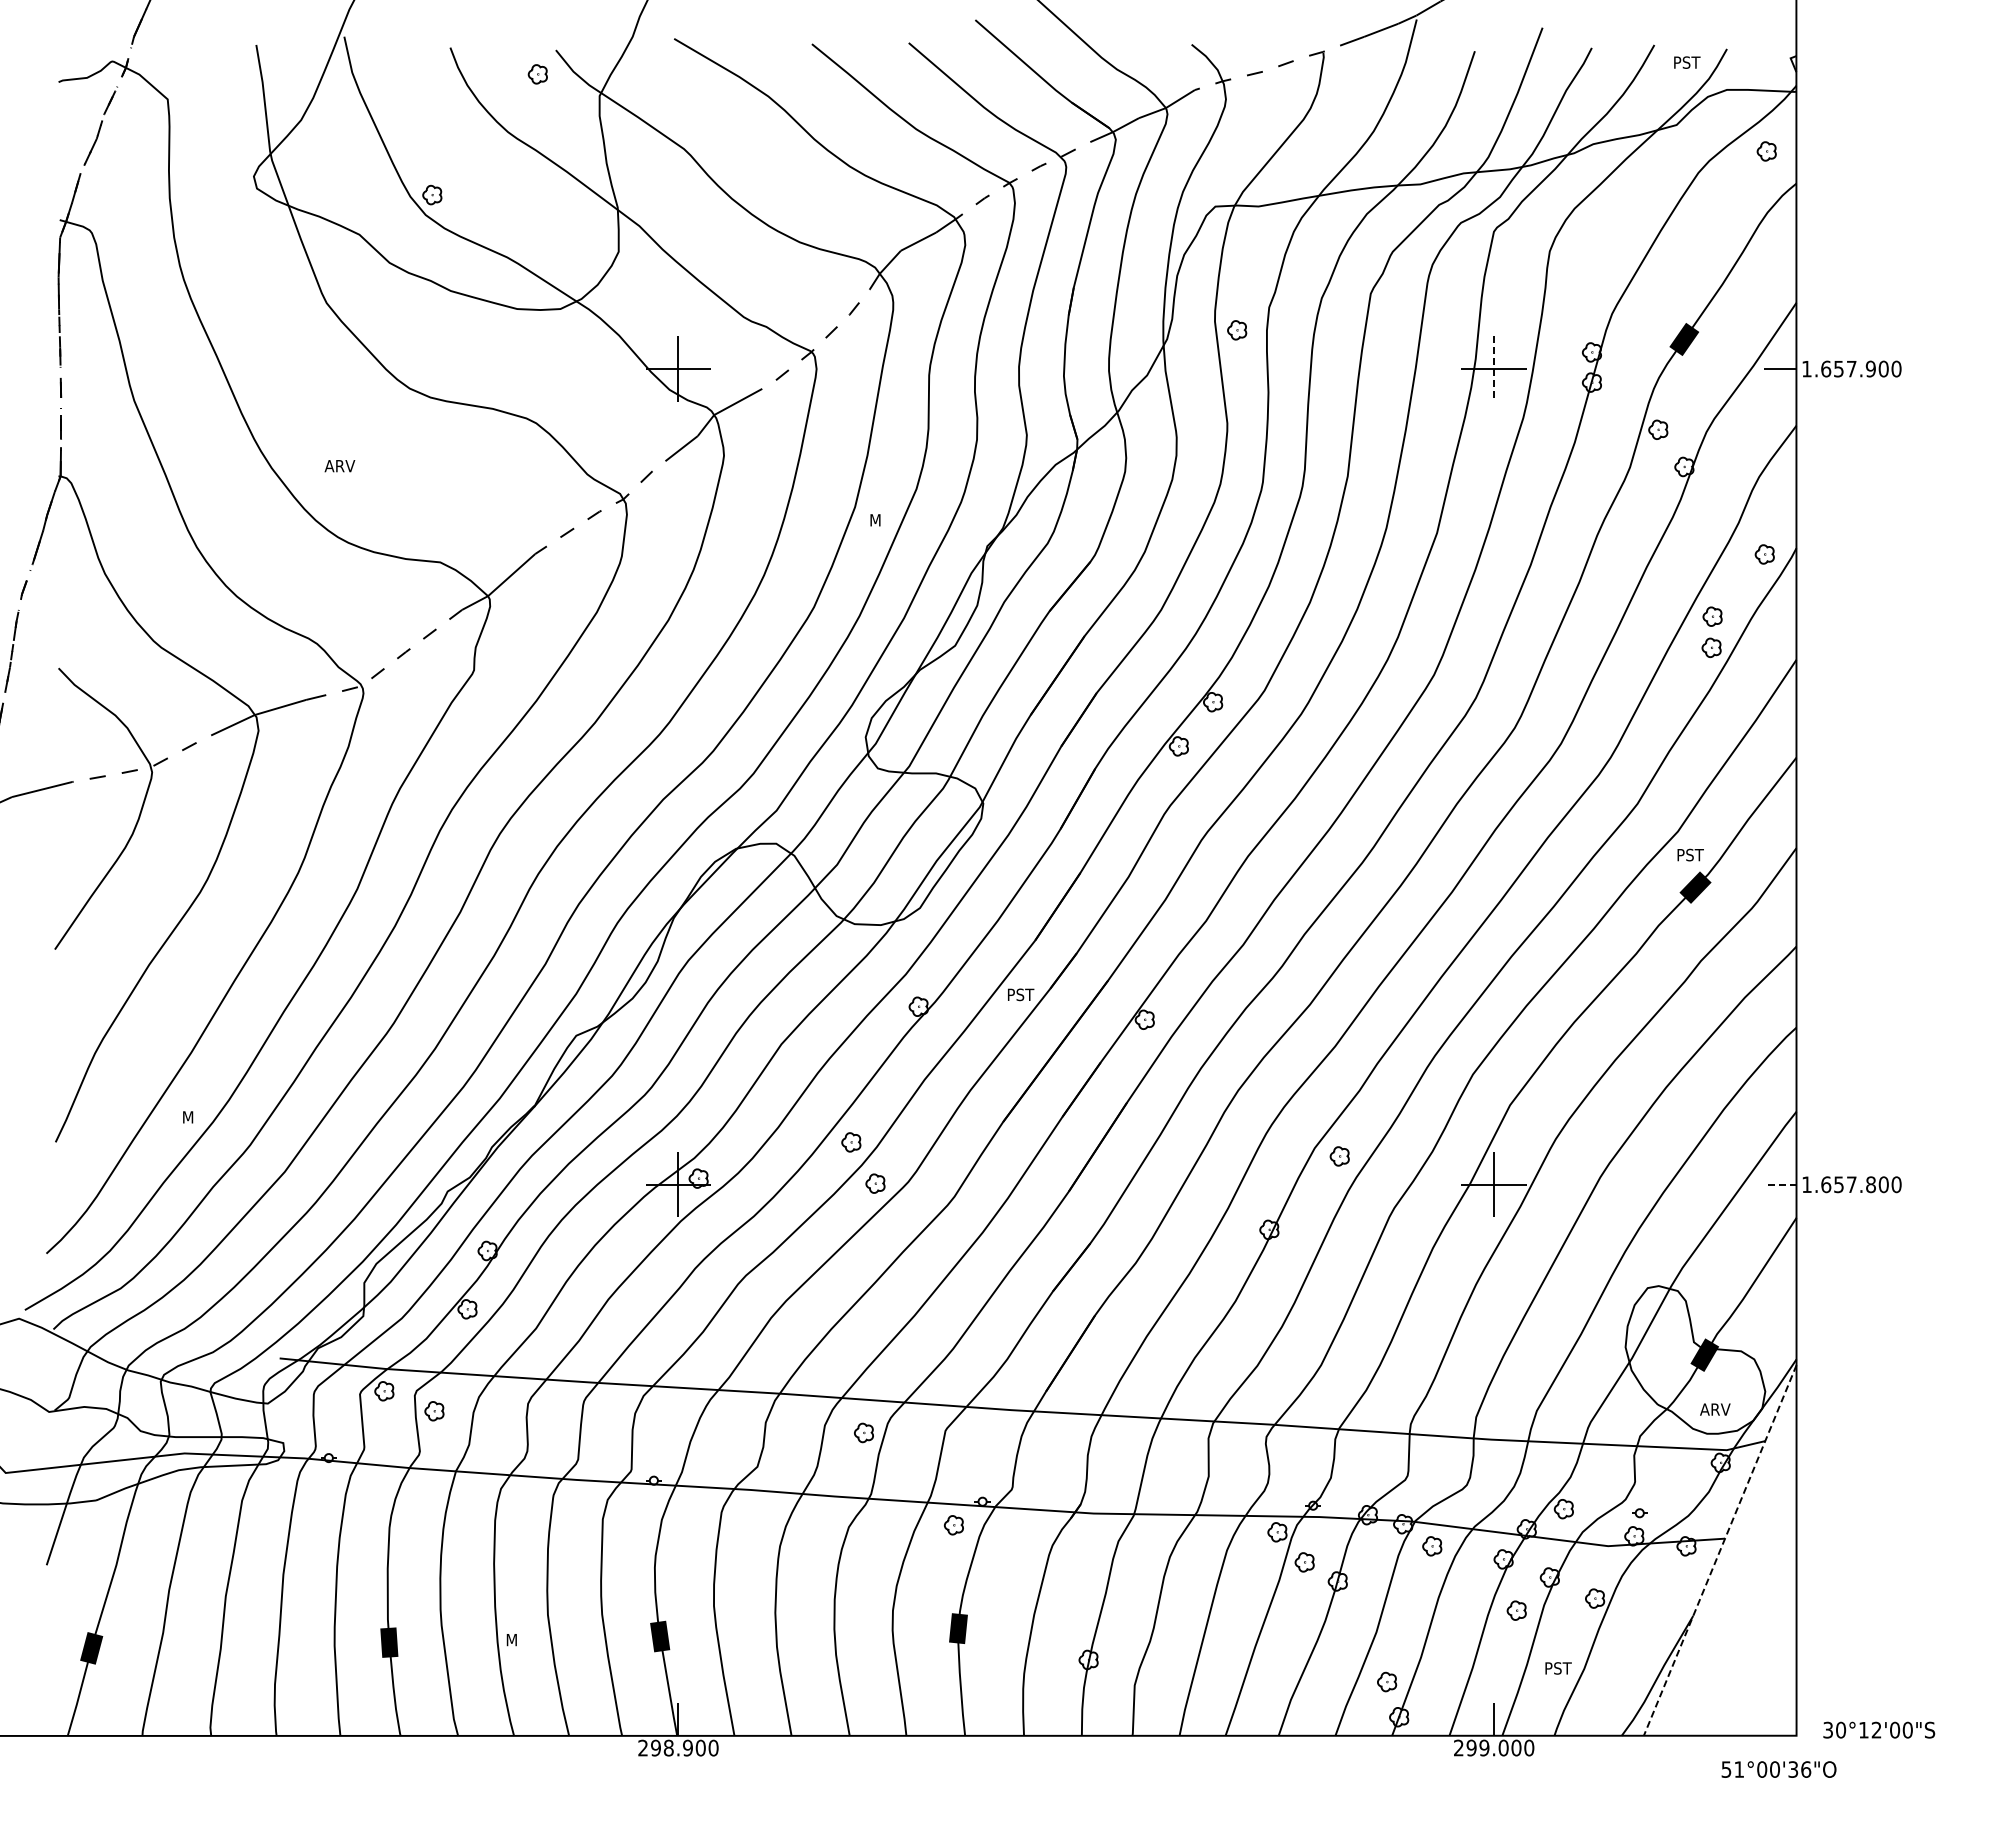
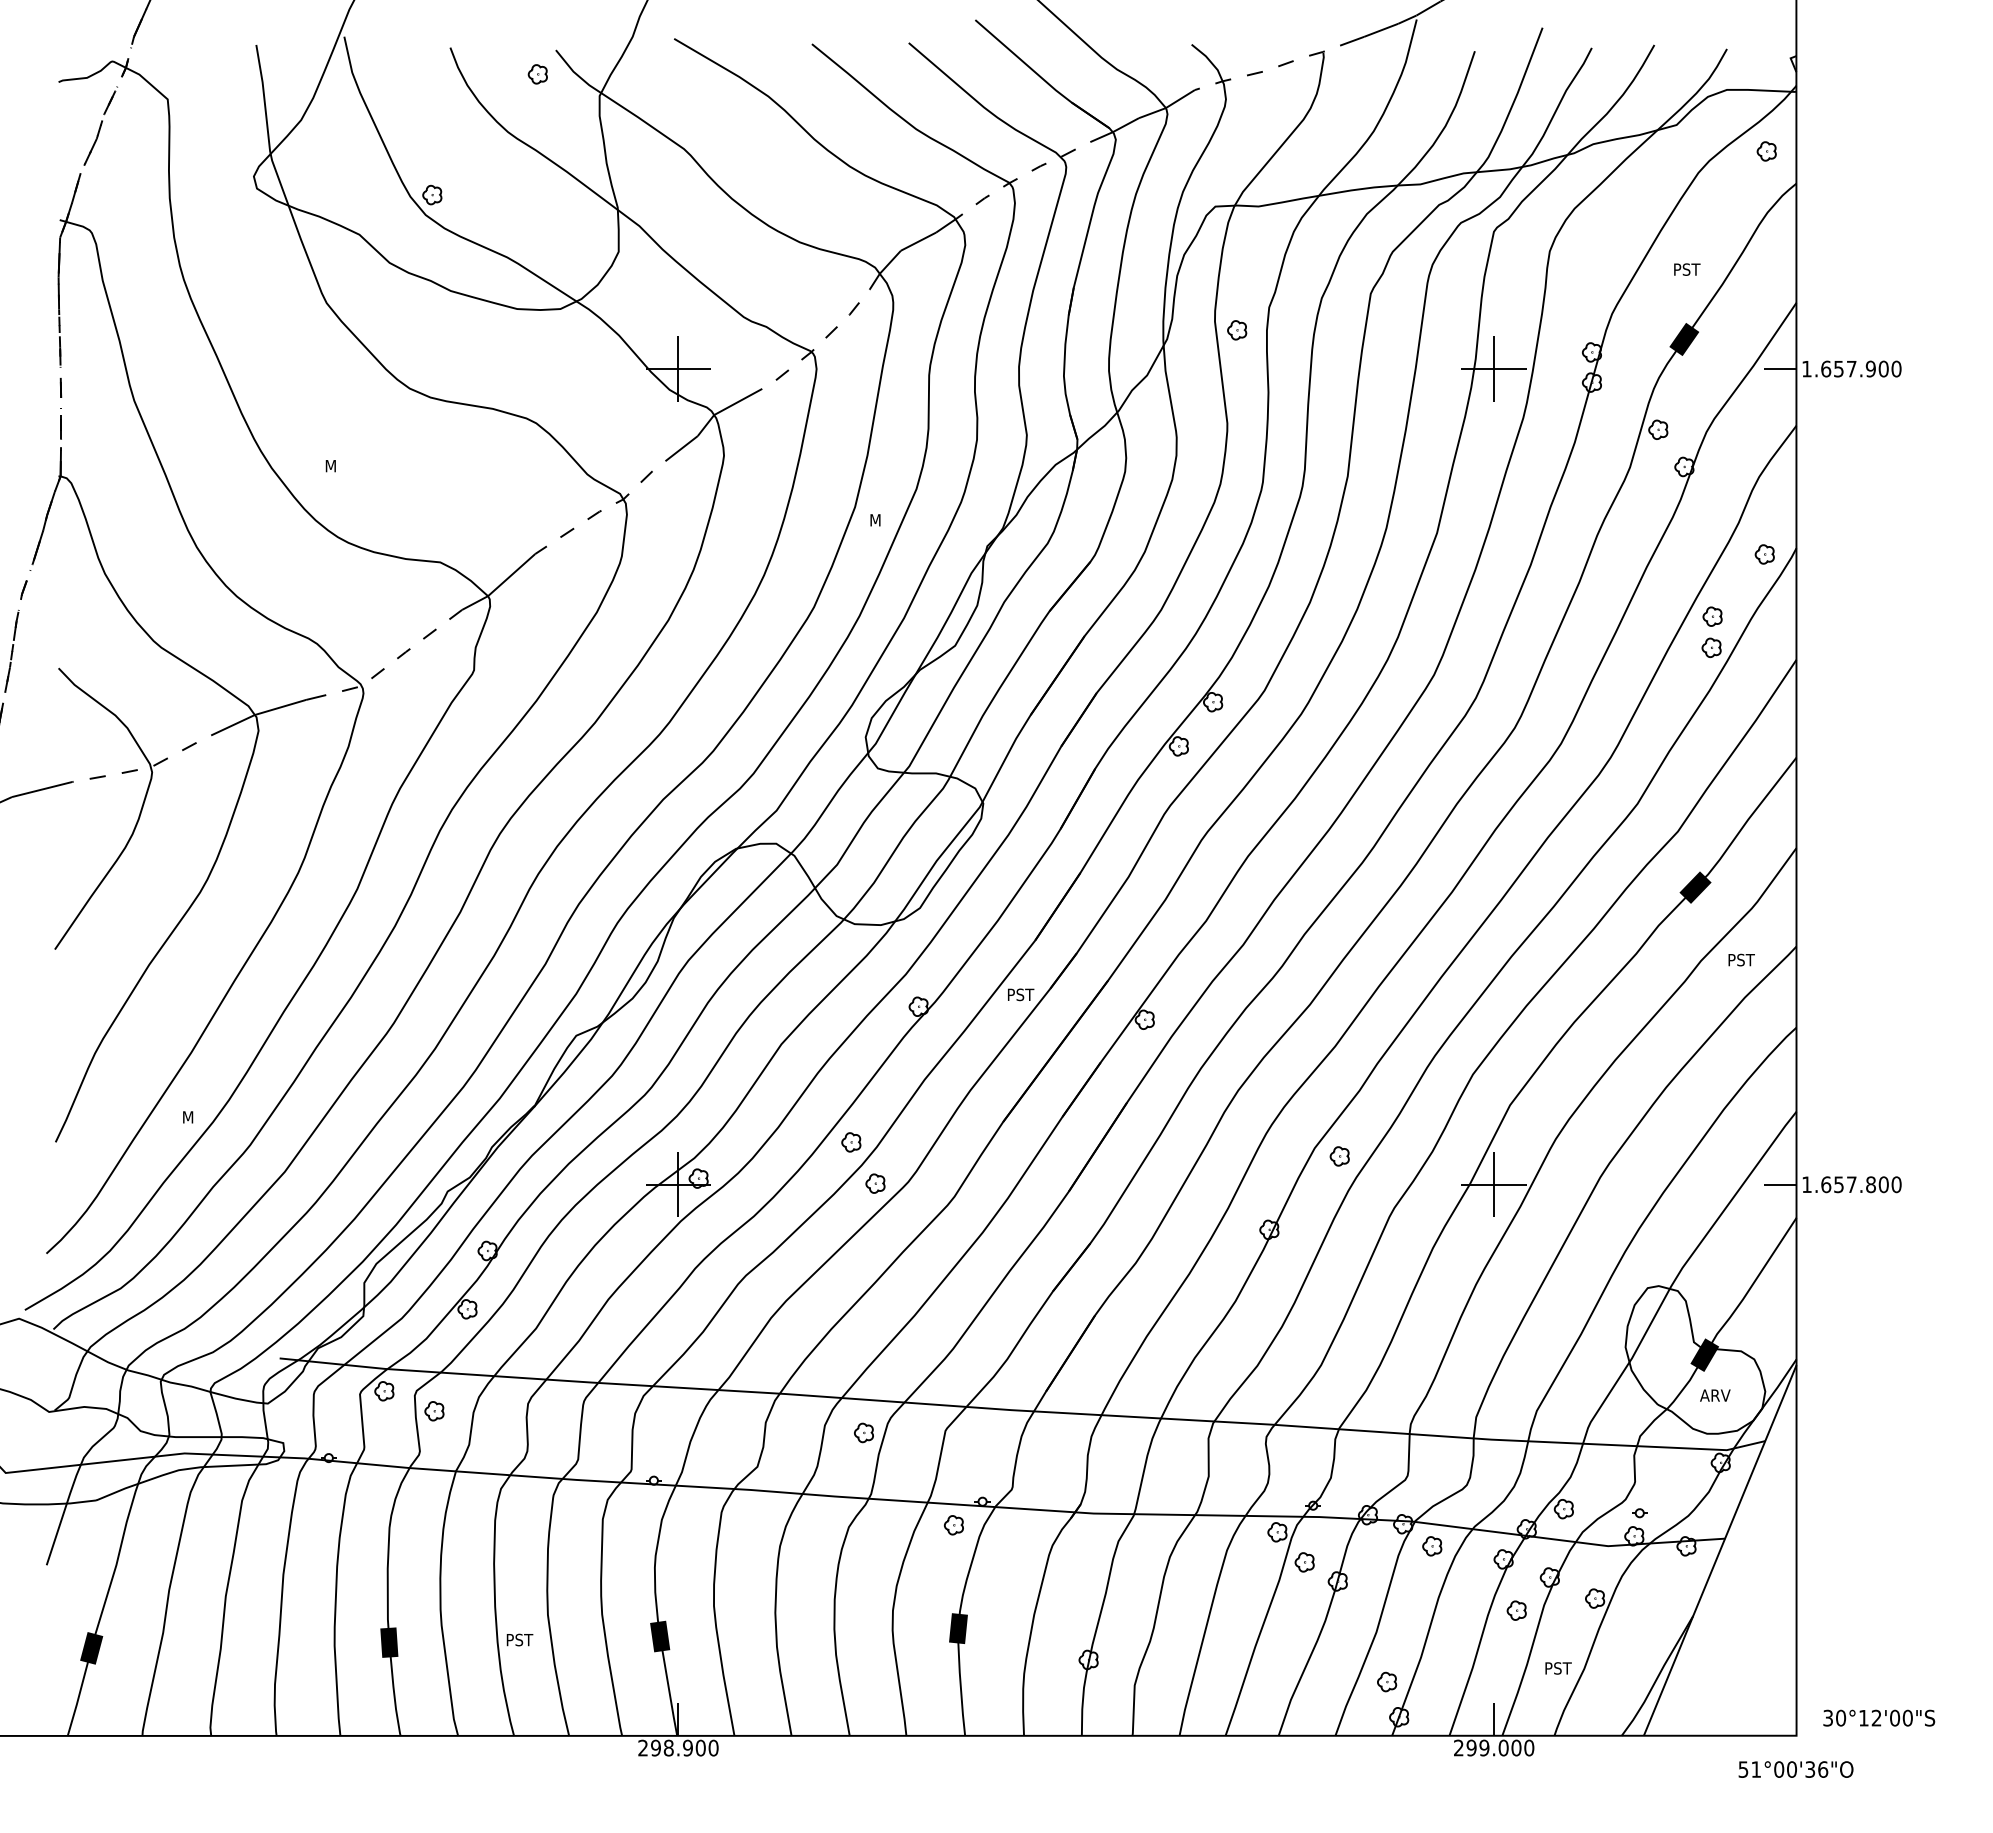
text position: (1687, 62) -> (1687, 269) (1687, 269)
line: dashed -> solid (1494, 369)
text: ARV -> M (339, 466)
text position: (1690, 854) -> (1741, 959) (1741, 959)
line: dashed -> solid (1779, 1184)
text position: (1715, 1409) -> (1715, 1395) (1715, 1395)
line: dashed -> solid (1720, 1550)
text: M -> PST (520, 1639)
text position: (1879, 1729) -> (1879, 1717) (1879, 1717)
text position: (1778, 1769) -> (1795, 1769) (1795, 1769)
